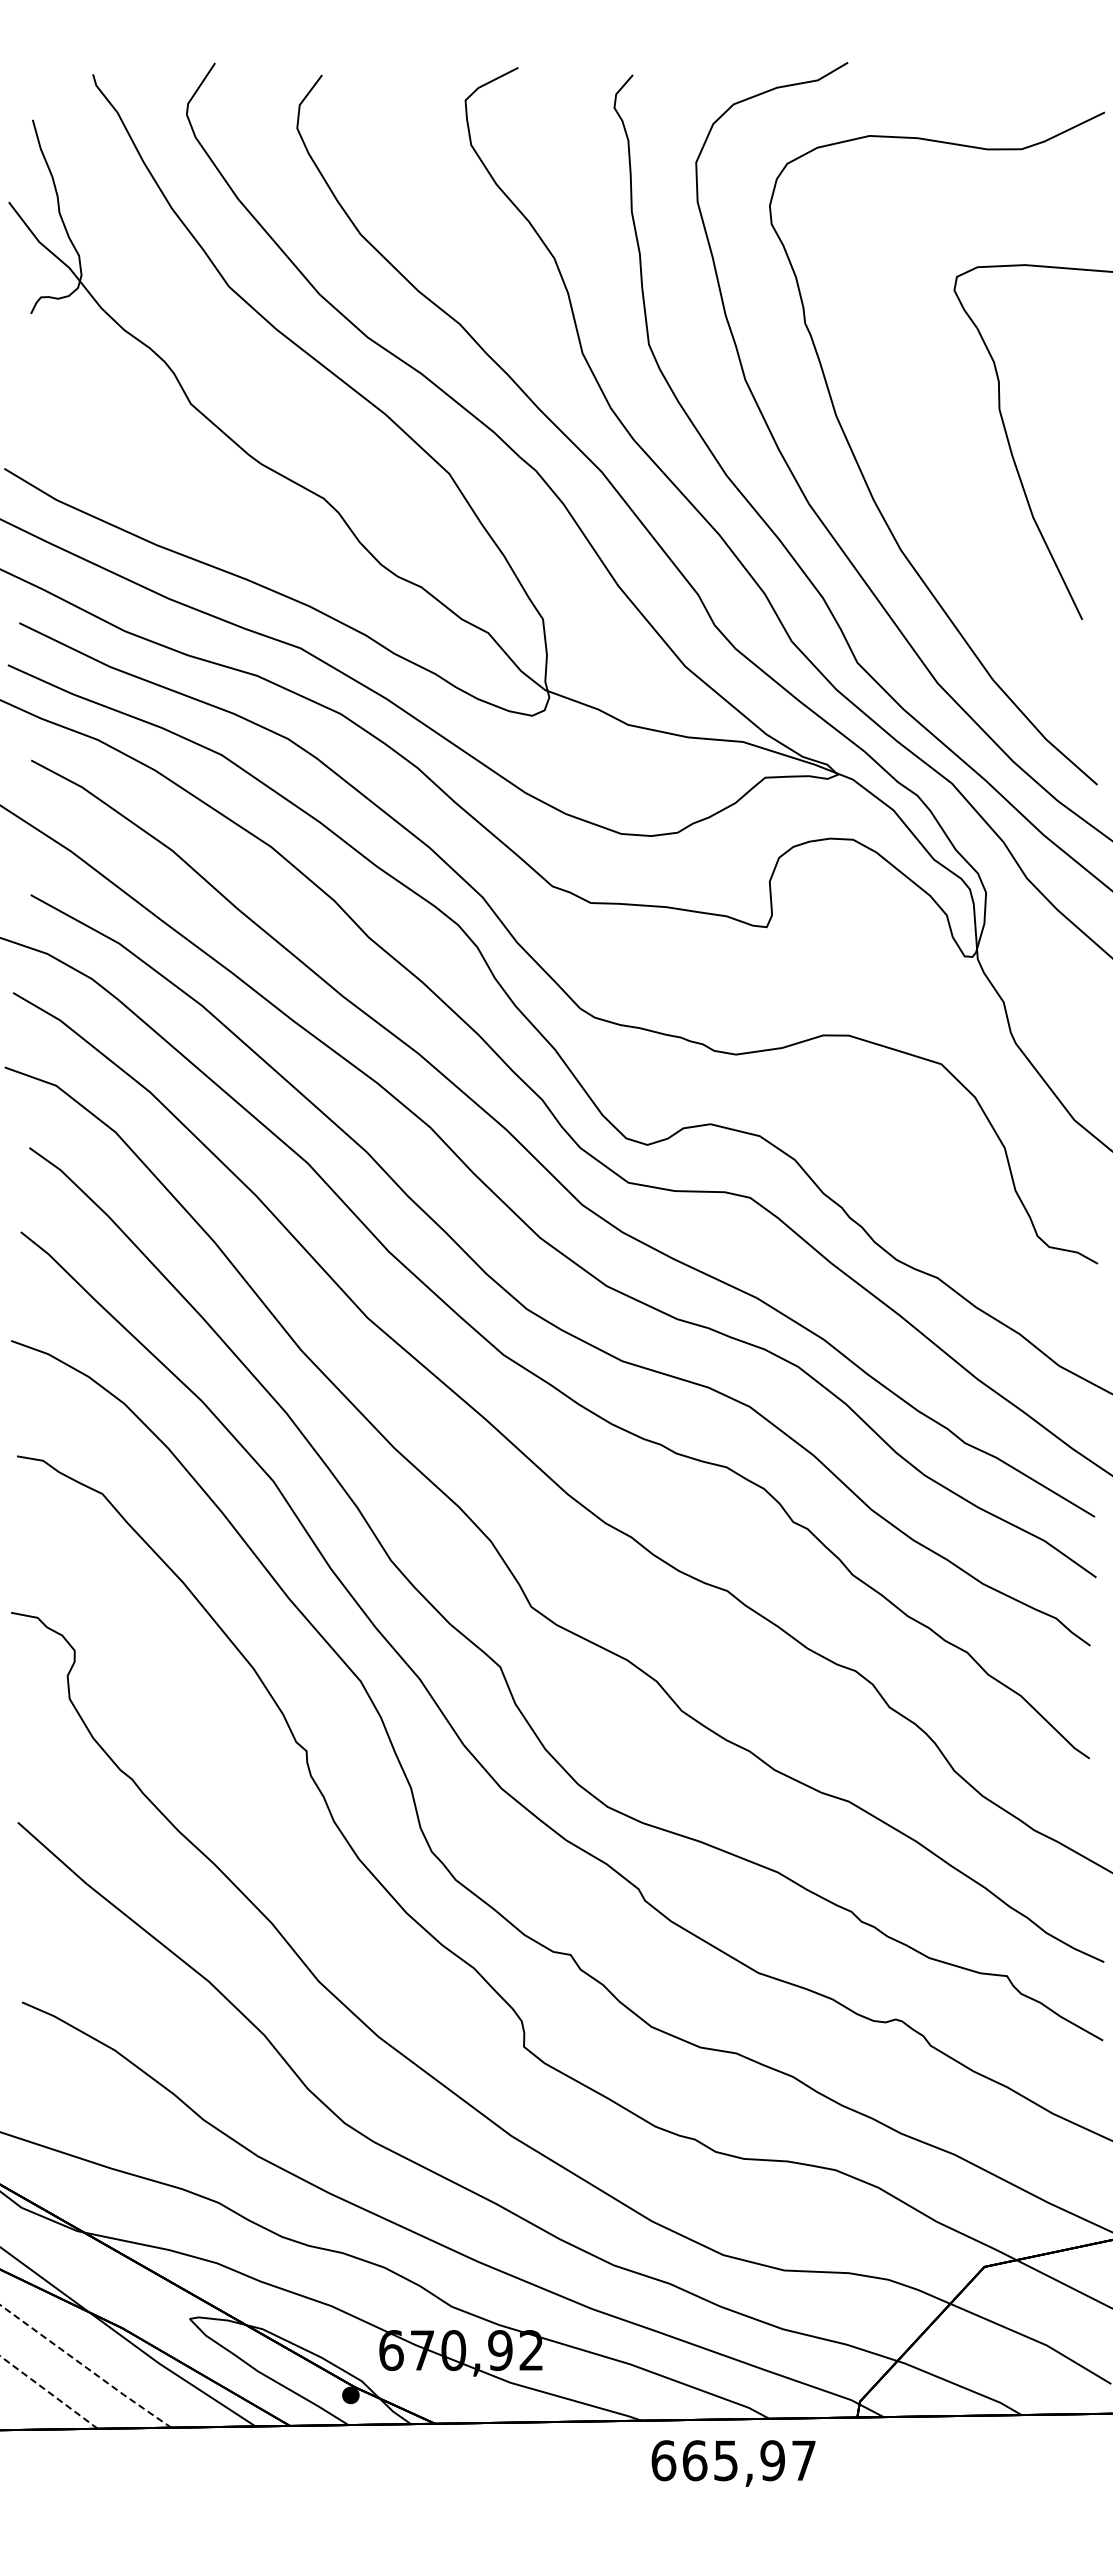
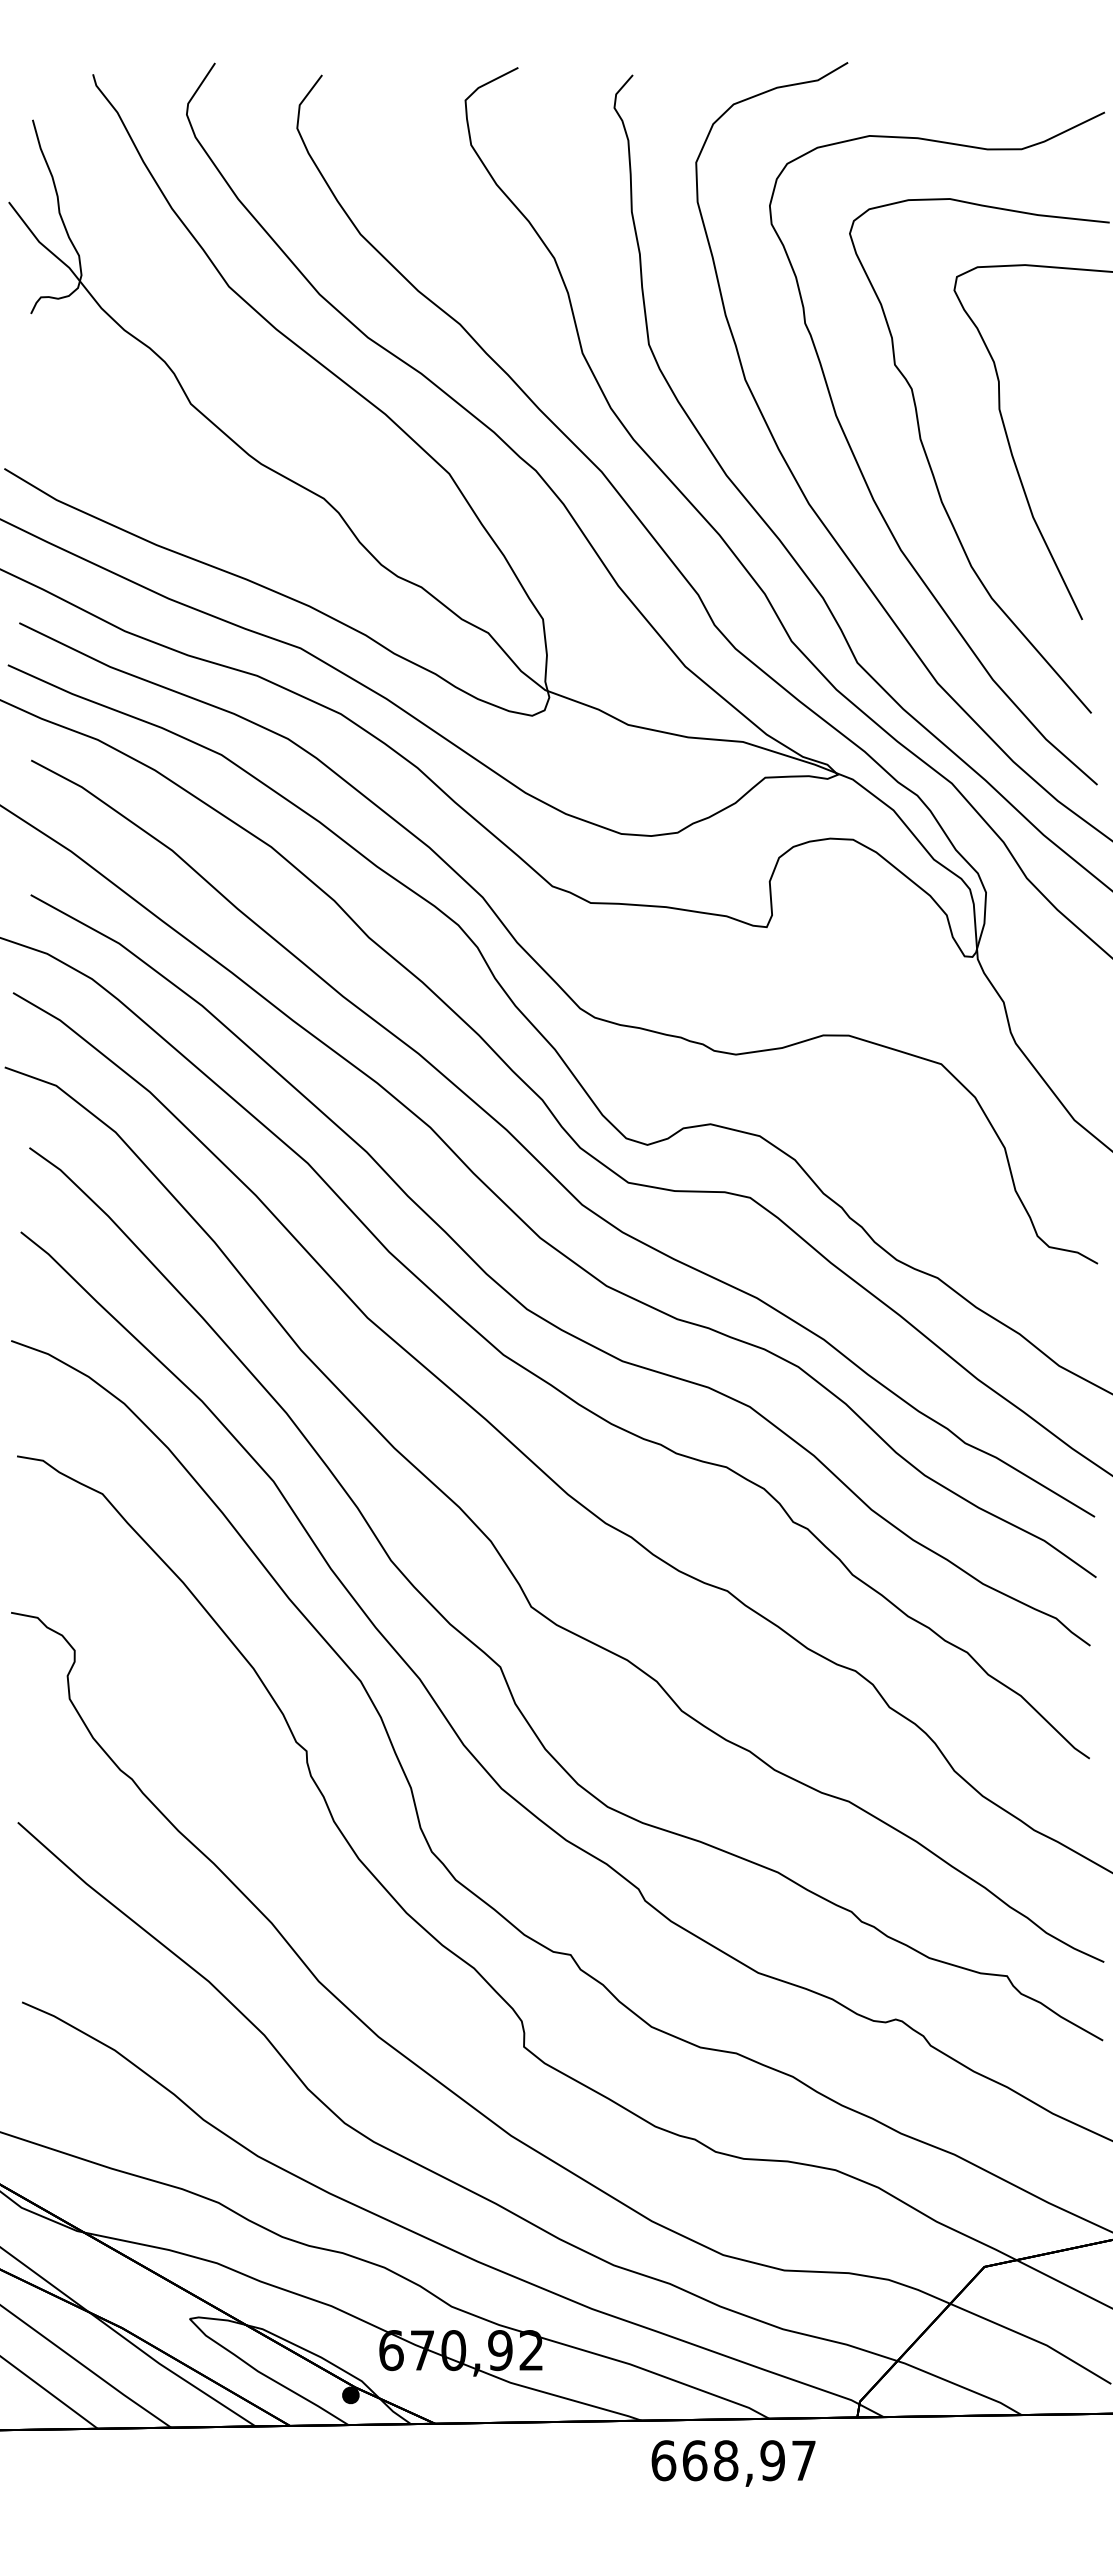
curve: none -> present (932, 469)
line: dashed -> solid (85, 2367)
line: dashed -> solid (49, 2392)
text: 665,97 -> 668,97 (726, 2460)
